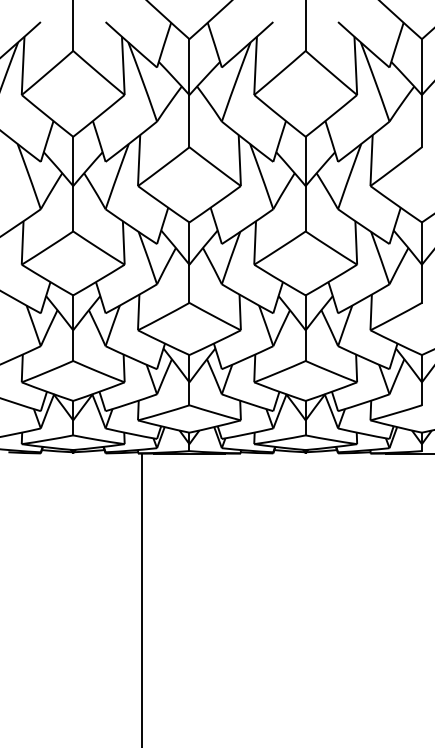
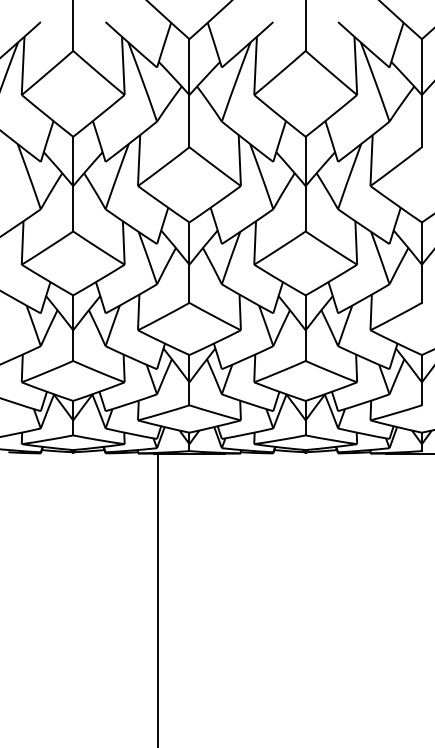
line position: (141, 598) -> (157, 598) (157, 598)
